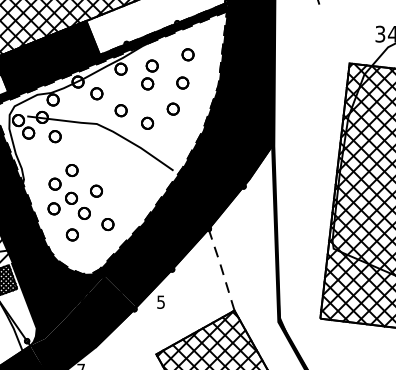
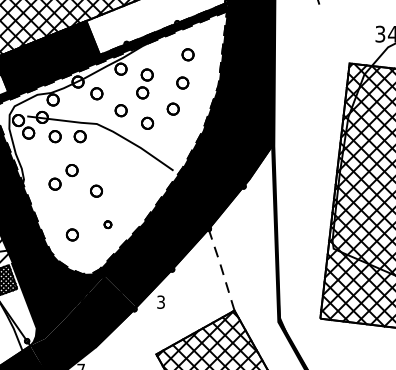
part position: (149, 74) -> (144, 83) (144, 83)
part: none -> present (79, 136)
part: present -> none (68, 205)
part size: 14x14 px -> 10x10 px (107, 224)
text: 5 -> 3 (160, 301)
